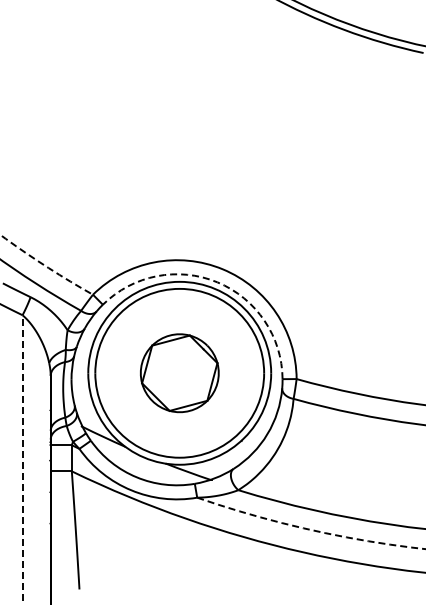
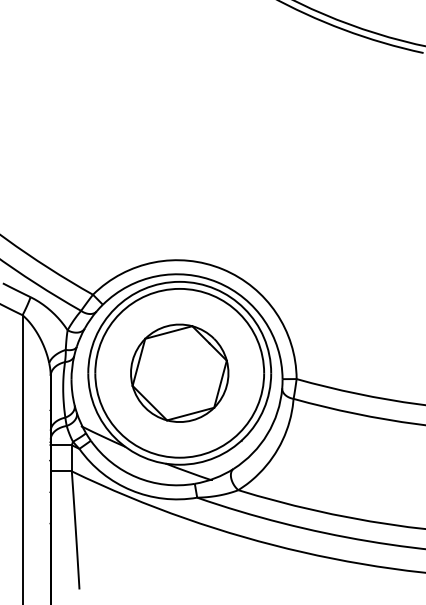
arc: dashed -> solid (46, 266)
arc: dashed -> solid (217, 282)
part size: 80x81 px -> 100x100 px (179, 372)
line: dashed -> solid (22, 460)
arc: dashed -> solid (310, 529)
